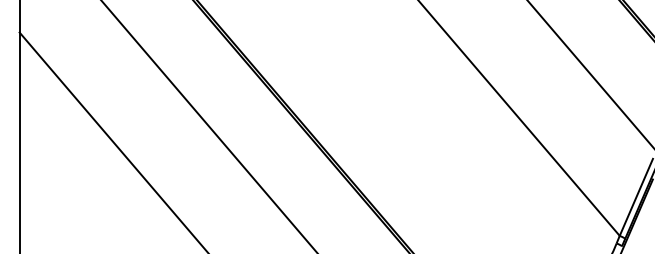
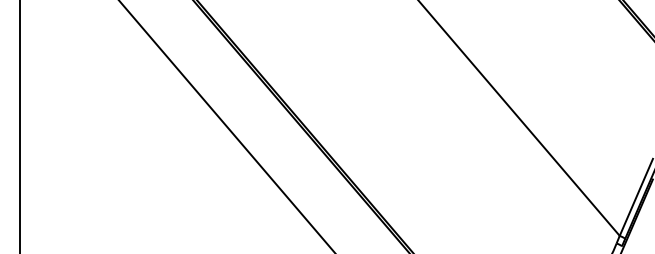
line: present -> none (590, 73)
line position: (208, 126) -> (226, 126) (226, 126)
line: present -> none (112, 141)
